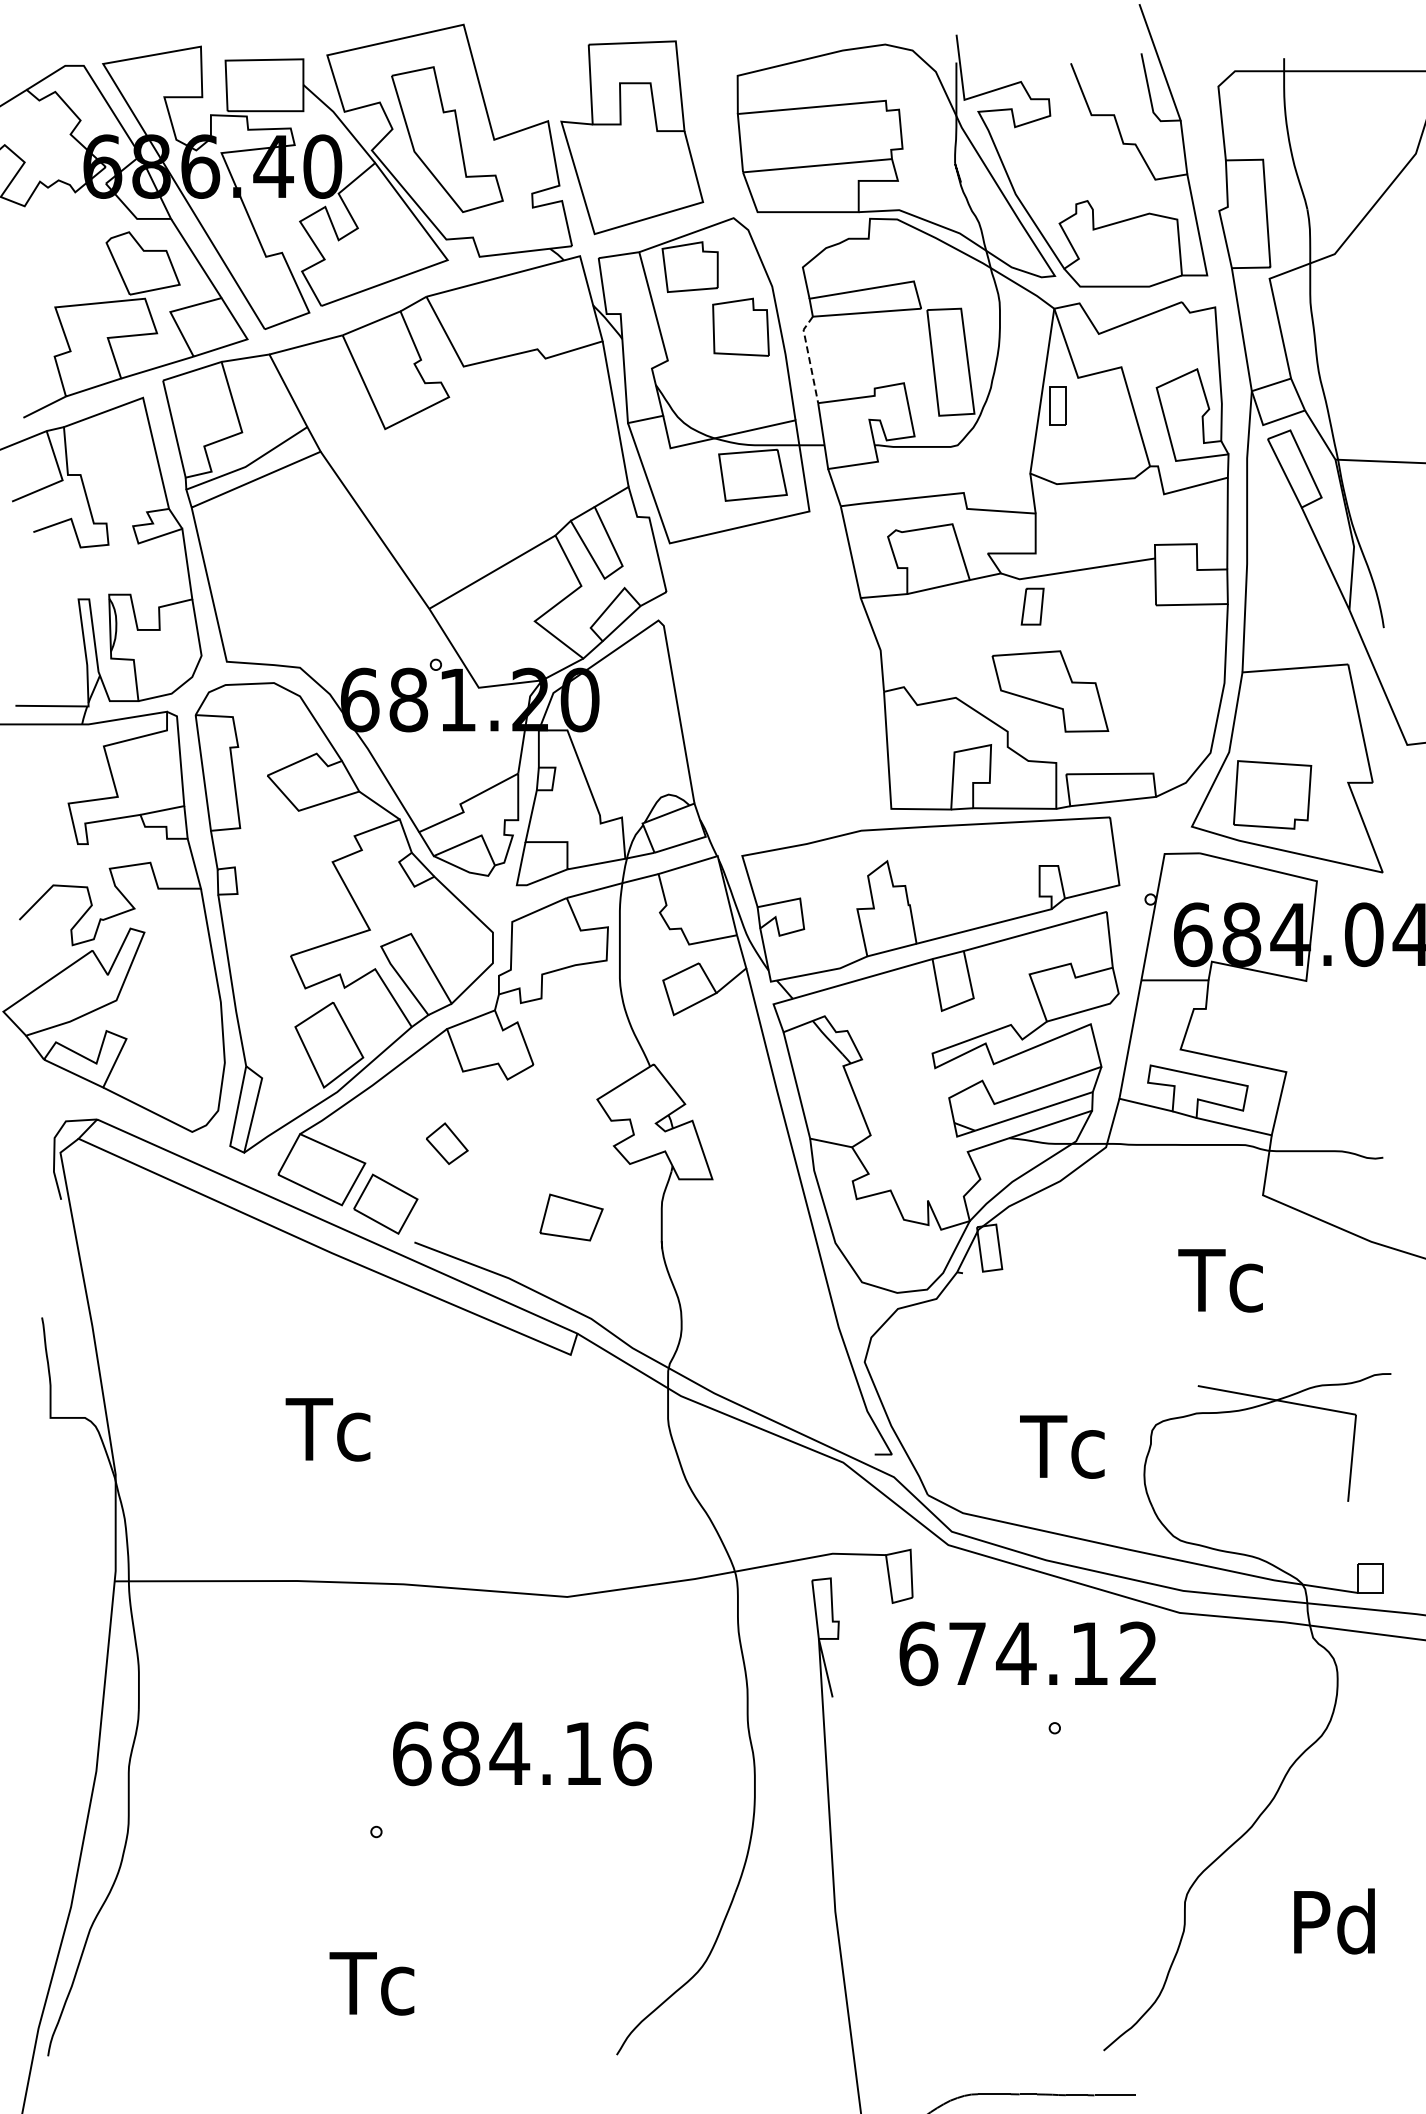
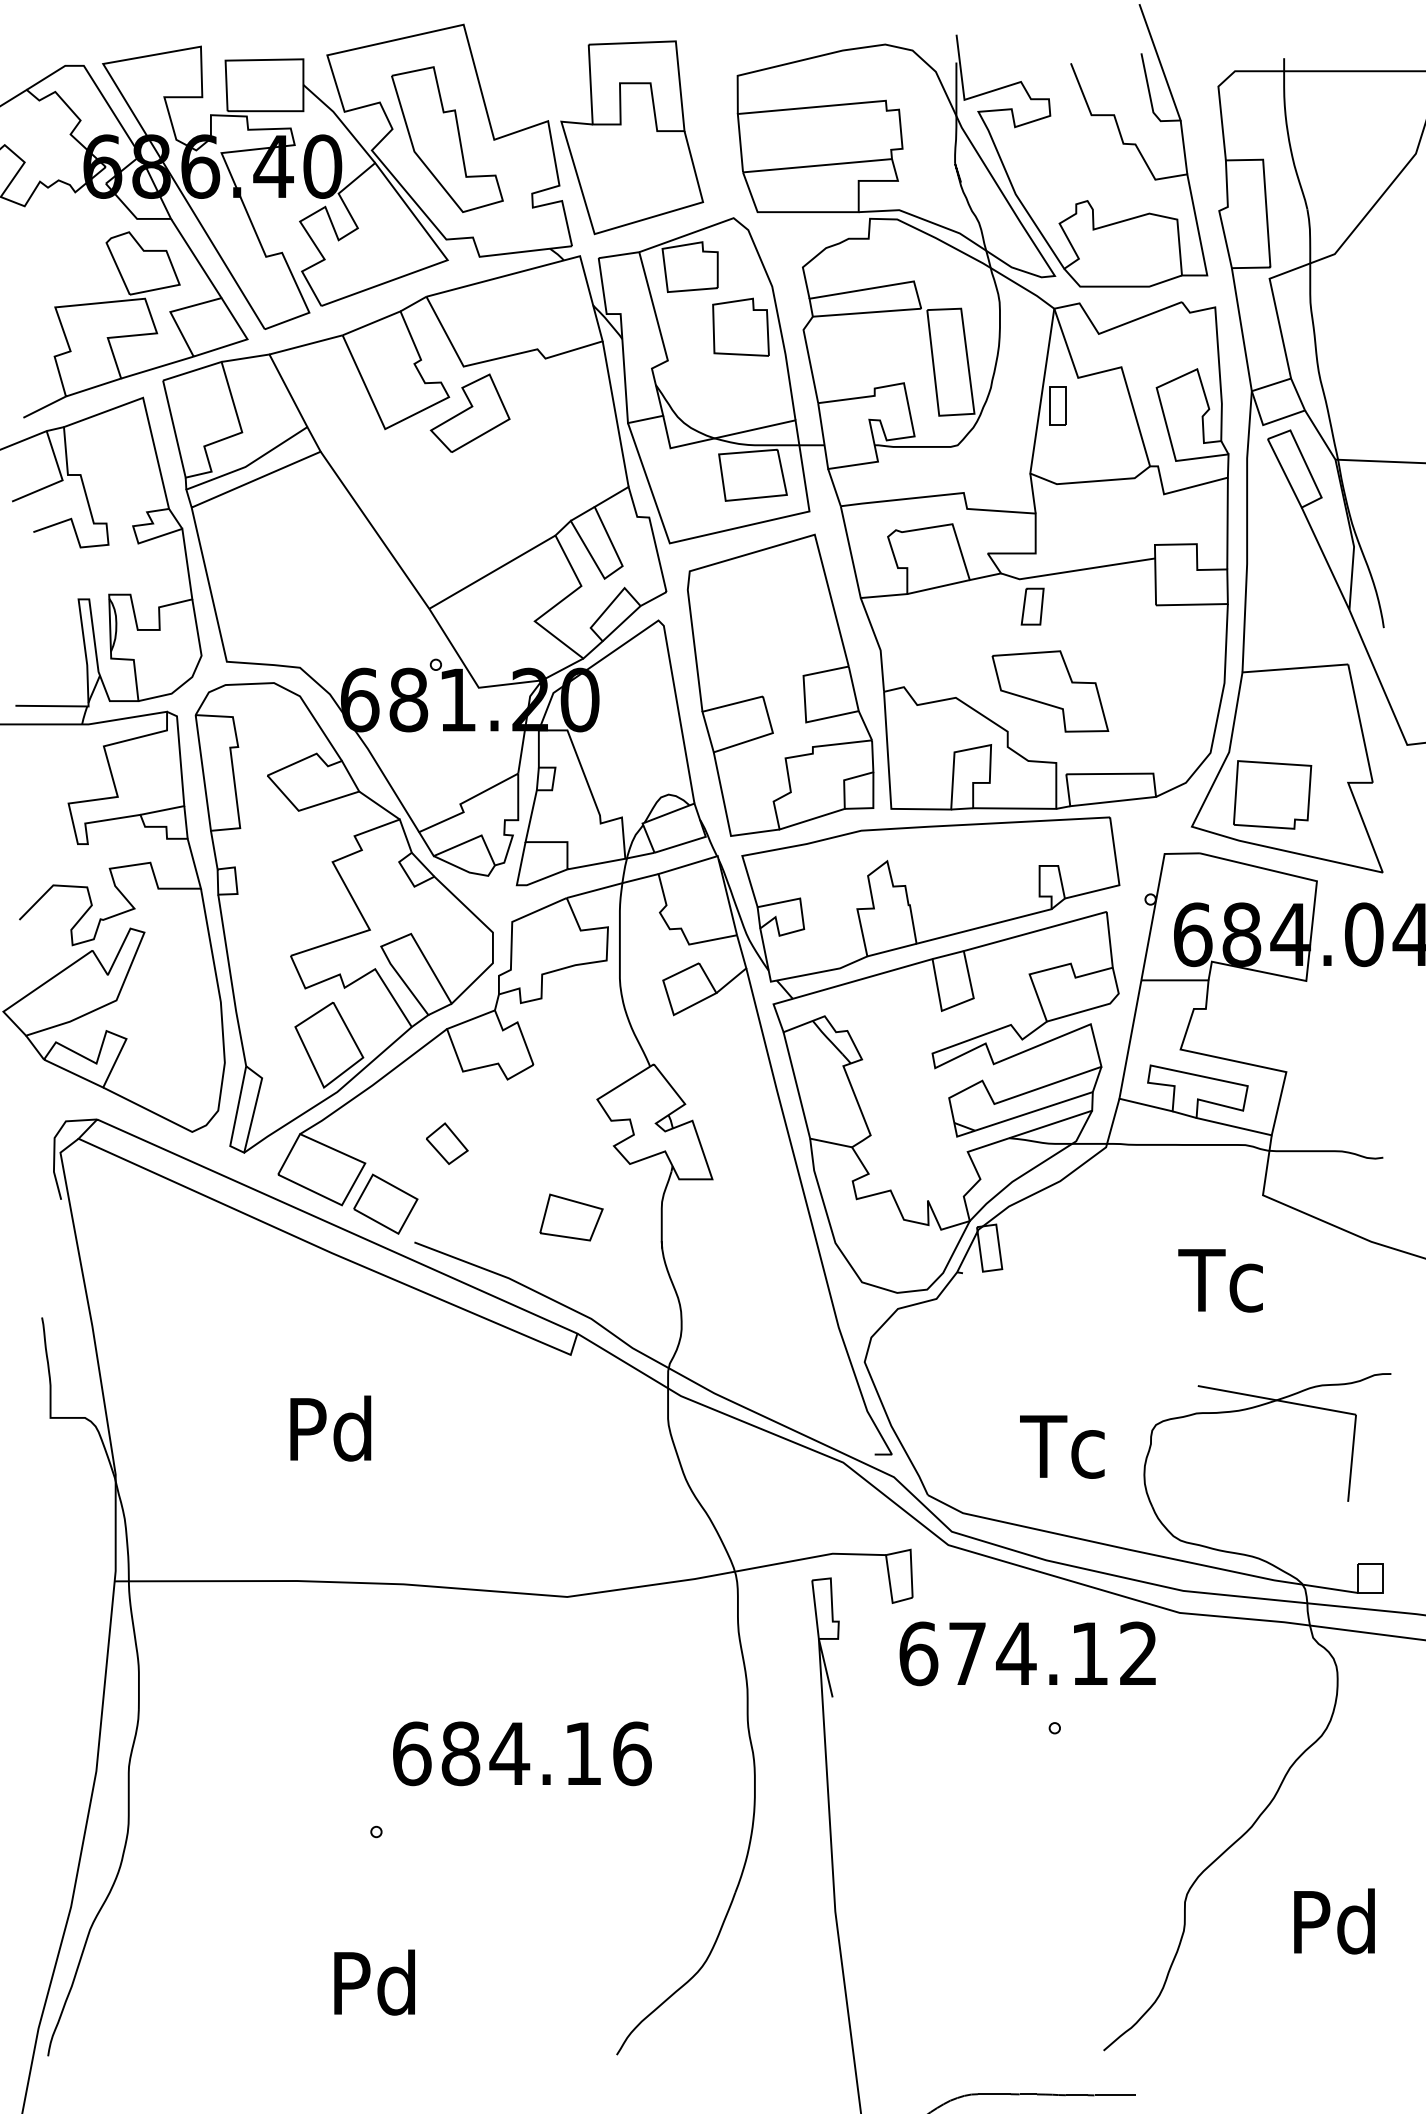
line: dashed -> solid (809, 358)
part: none -> present (469, 412)
part: none -> present (780, 684)
text: Tc -> Pd (328, 1428)
text: Tc -> Pd (371, 1982)
